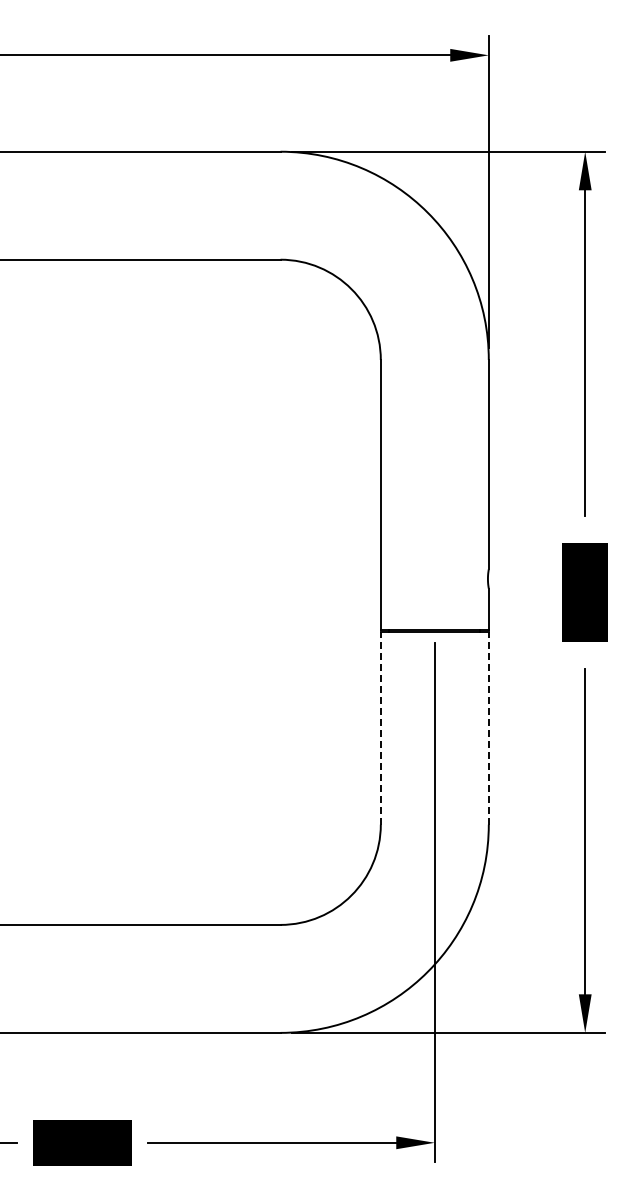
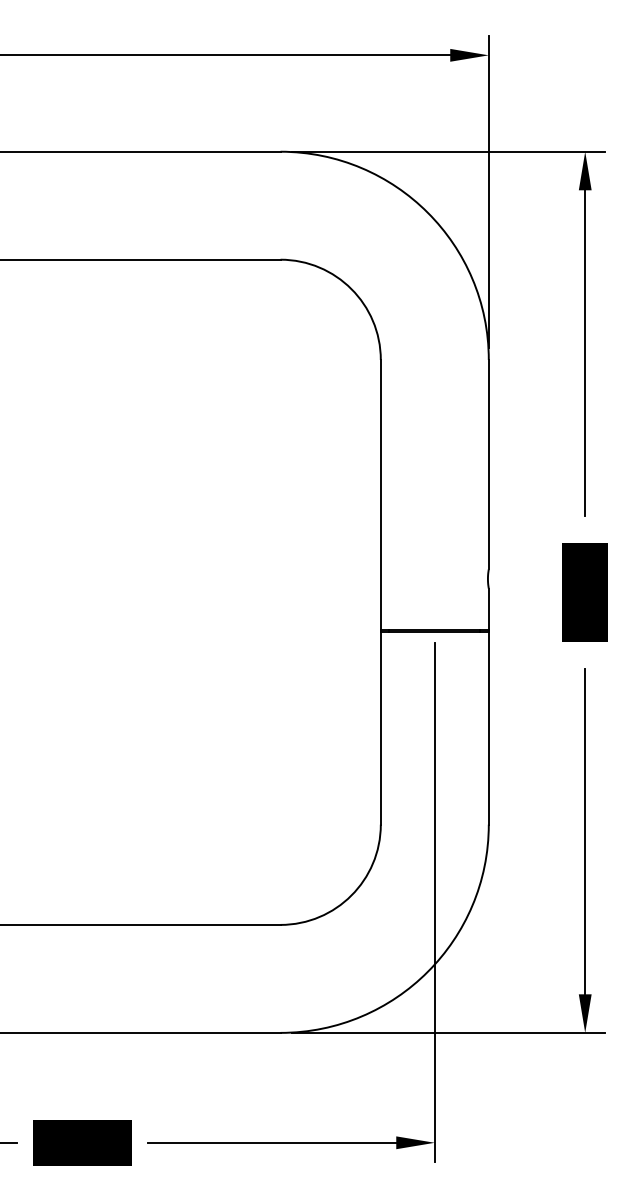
line: dashed -> solid (380, 727)
line: dashed -> solid (488, 727)
